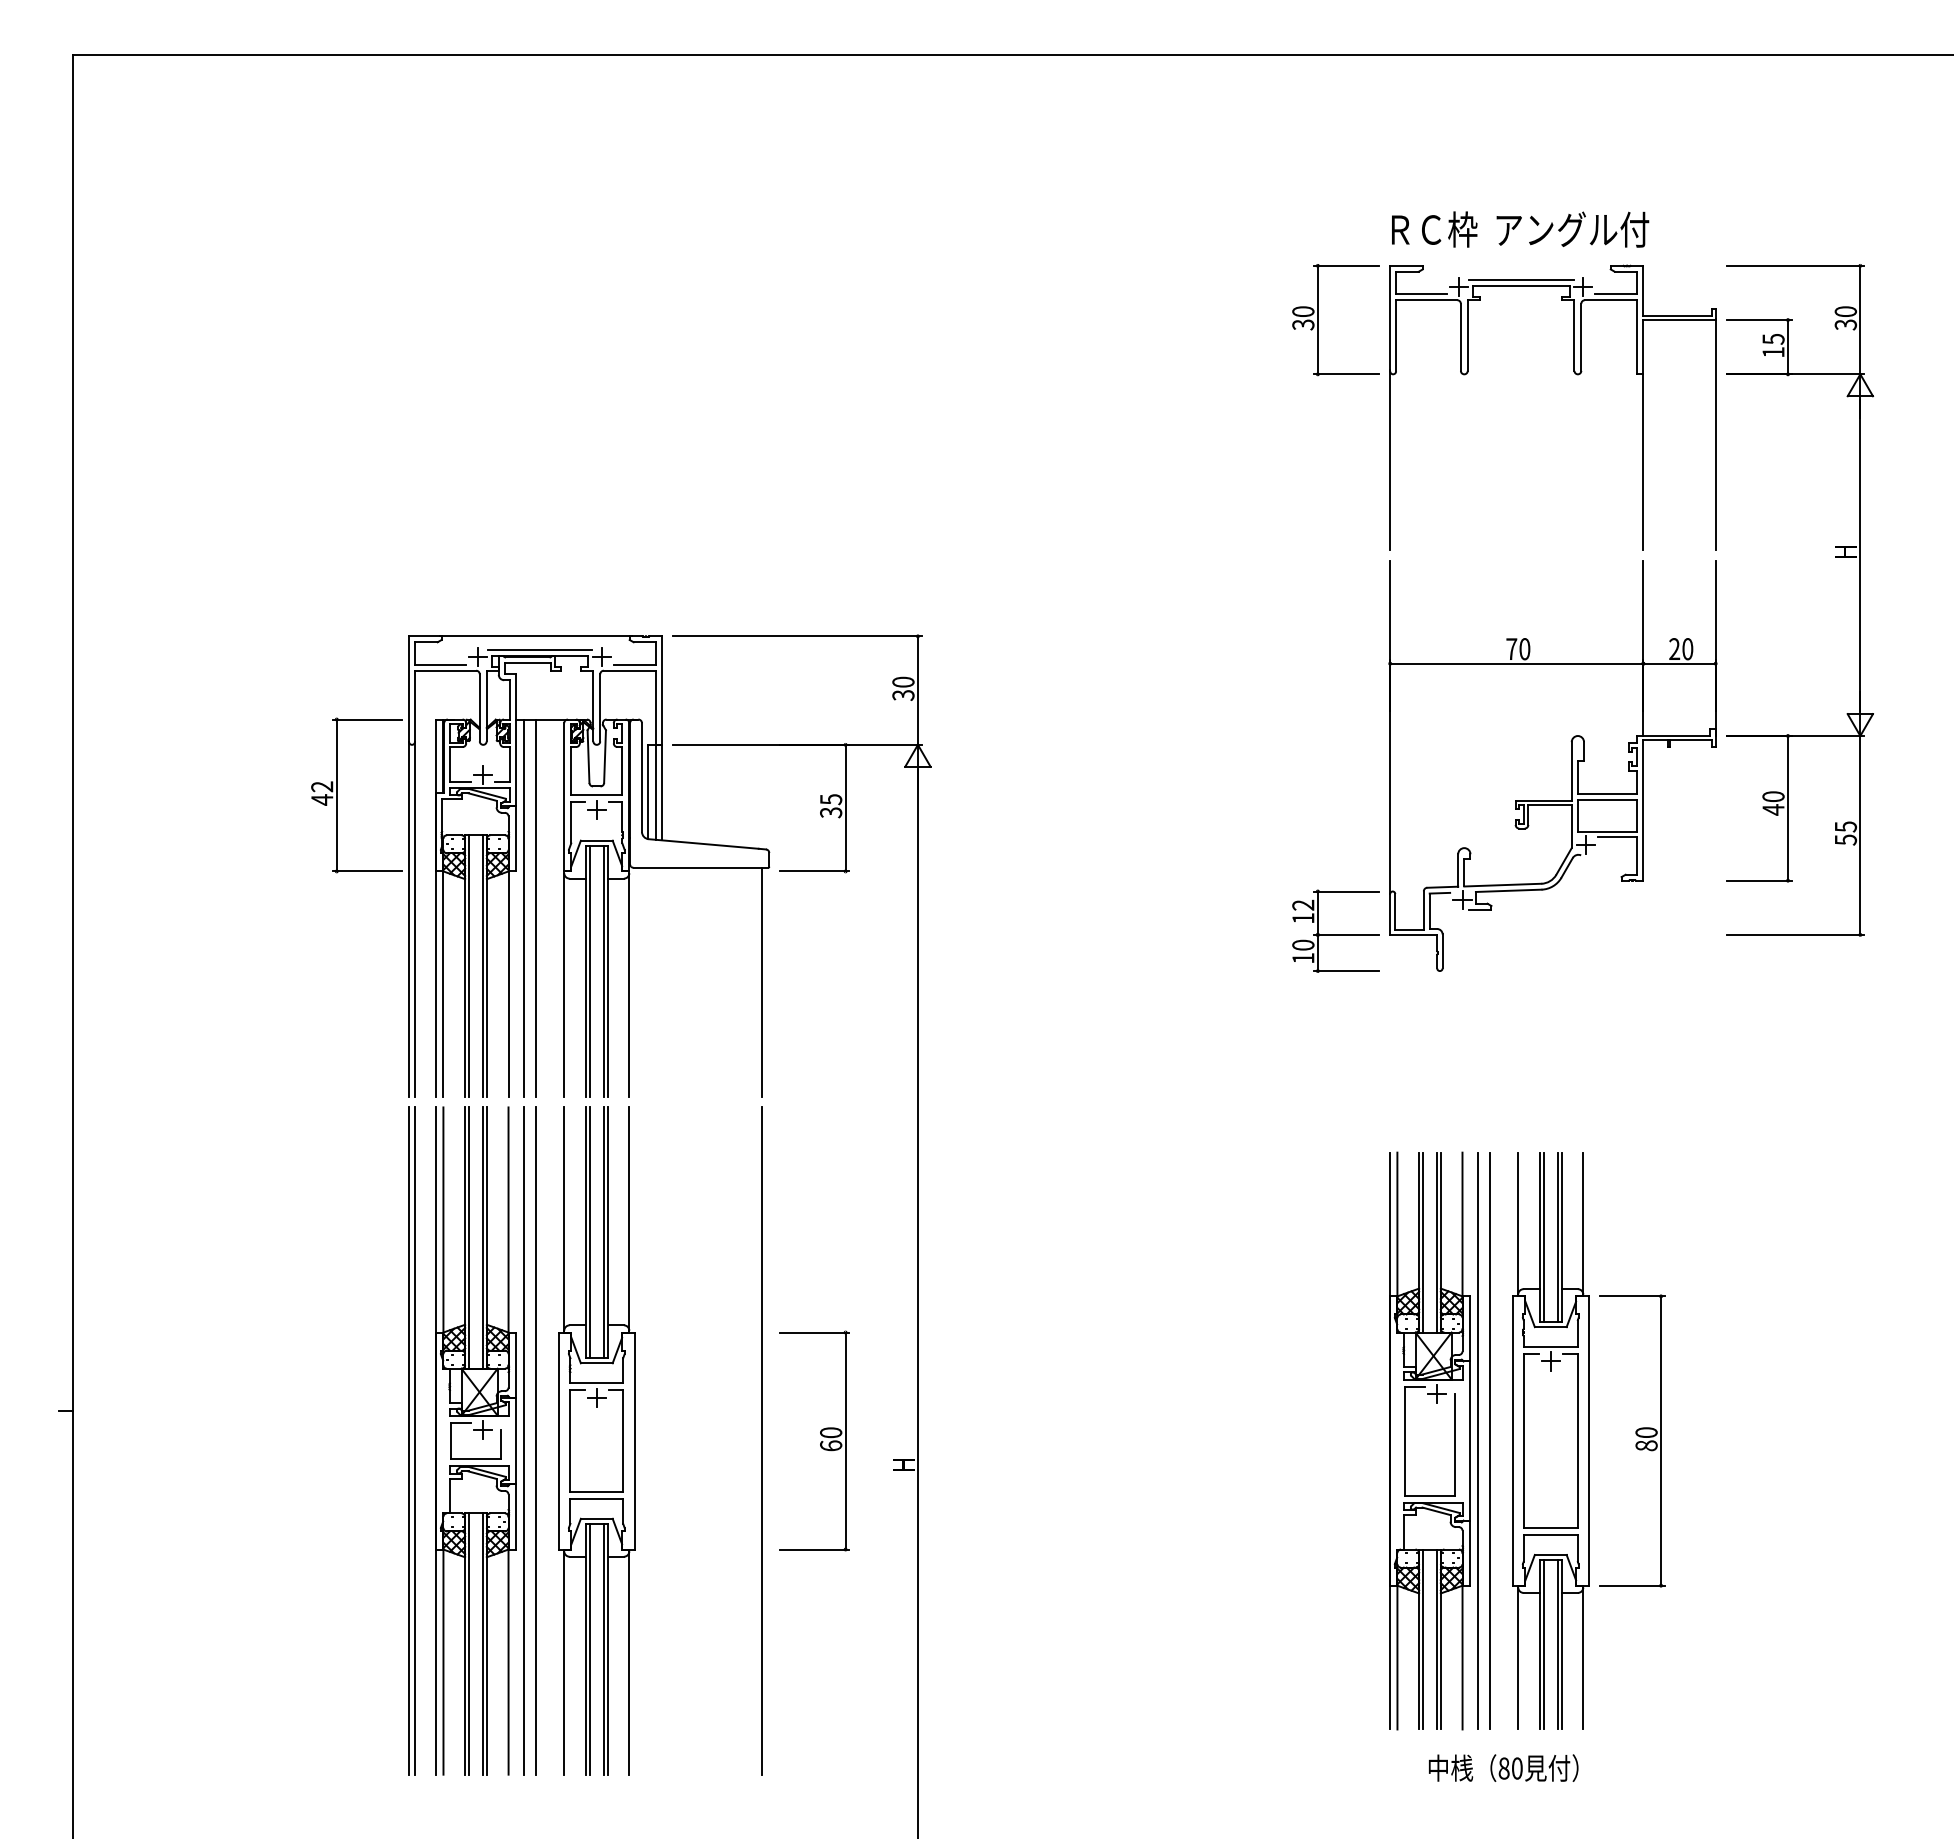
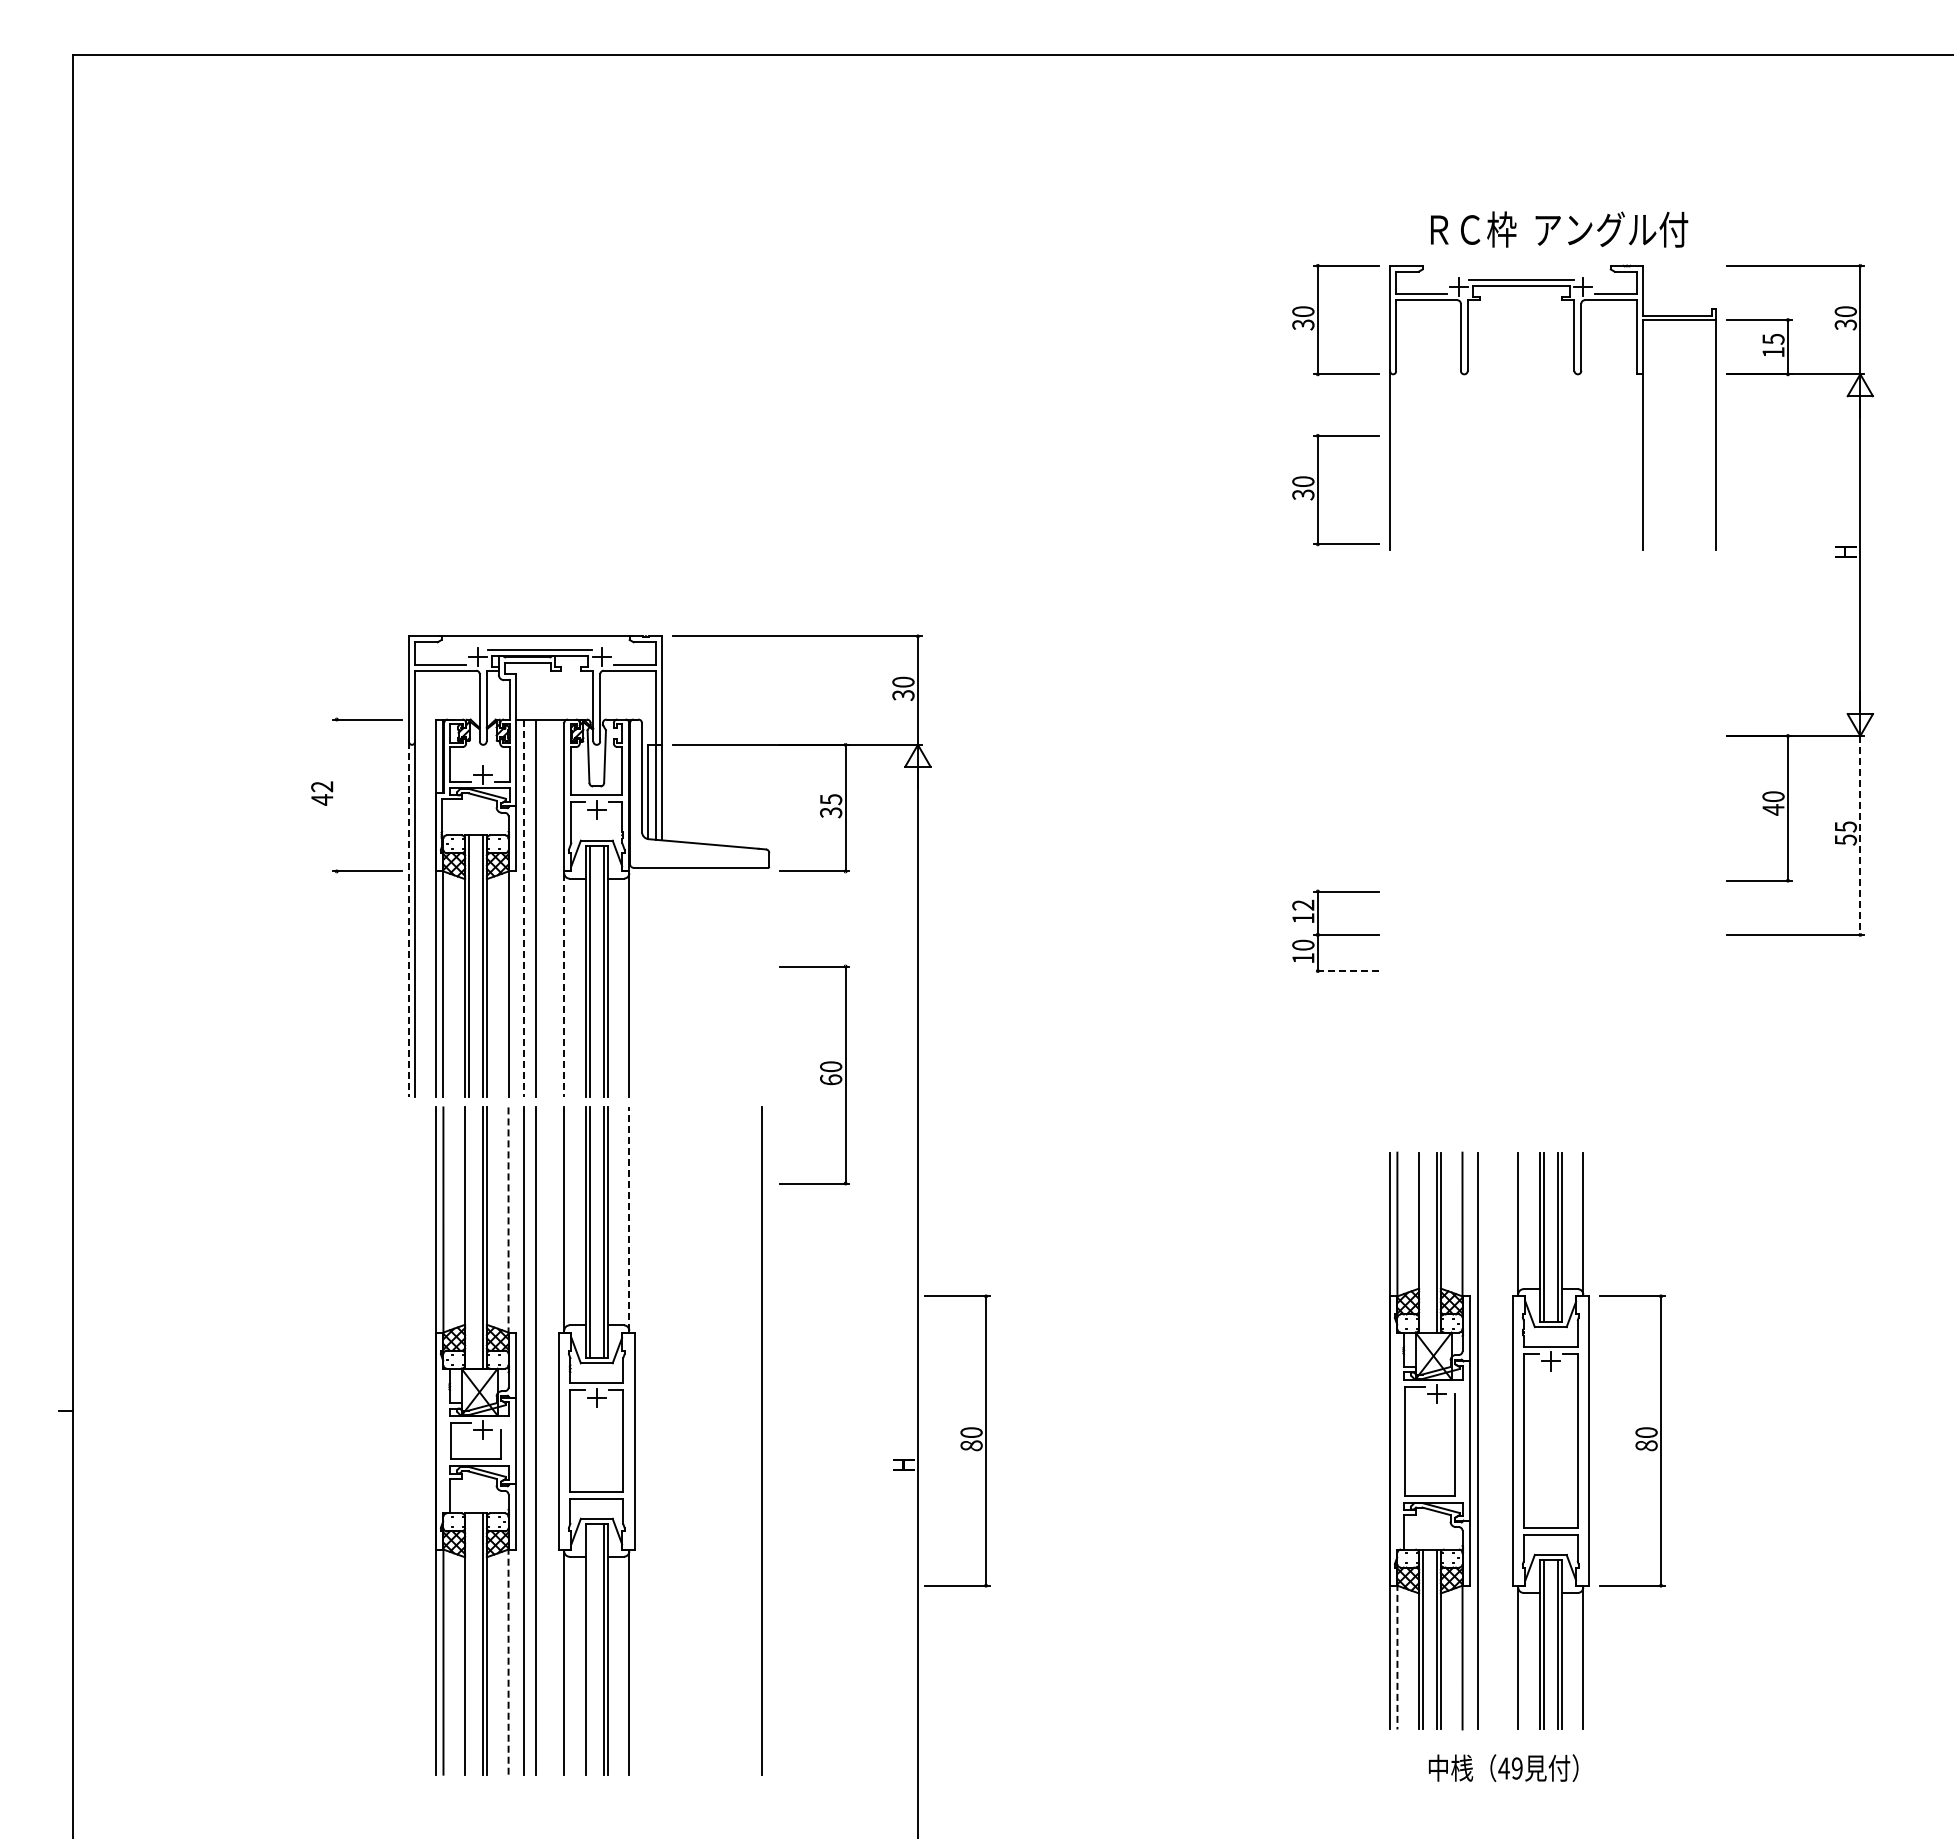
text position: (1520, 229) -> (1559, 229) (1559, 229)
part: none -> present (1318, 490)
part: present -> none (1552, 765)
line: present -> none (336, 795)
line: solid -> dashed (1860, 835)
line: solid -> dashed (523, 908)
line: solid -> dashed (409, 919)
line: solid -> dashed (1346, 971)
line: present -> none (762, 981)
line: solid -> dashed (564, 985)
line: solid -> dashed (629, 1219)
line: solid -> dashed (508, 1221)
line: present -> none (468, 1237)
line: present -> none (1422, 1242)
line: present -> none (409, 1440)
line: present -> none (414, 1440)
part: none -> present (957, 1440)
line: present -> none (1489, 1440)
part position: (820, 1442) -> (820, 1076) (820, 1076)
line: present -> none (468, 1643)
line: present -> none (589, 1649)
line: solid -> dashed (1397, 1656)
line: solid -> dashed (508, 1661)
text: 80 -> 49 (1510, 1768)
